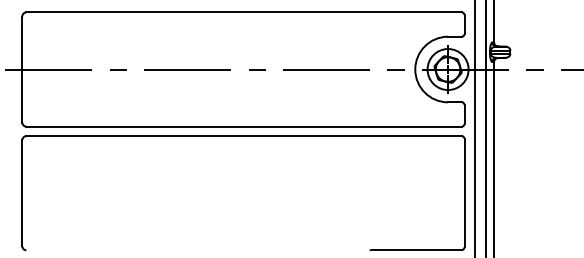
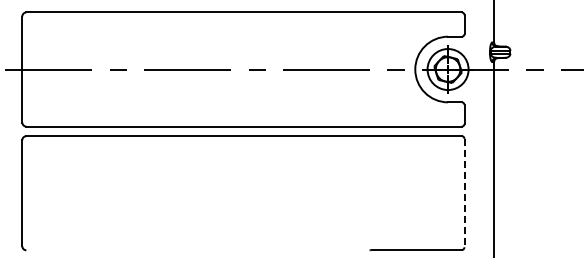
line: present -> none (475, 128)
line: present -> none (486, 128)
line: solid -> dashed (464, 193)
